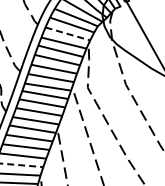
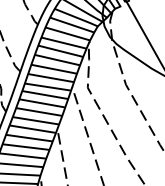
line: dashed -> solid (68, 34)
line: dashed -> solid (21, 165)
